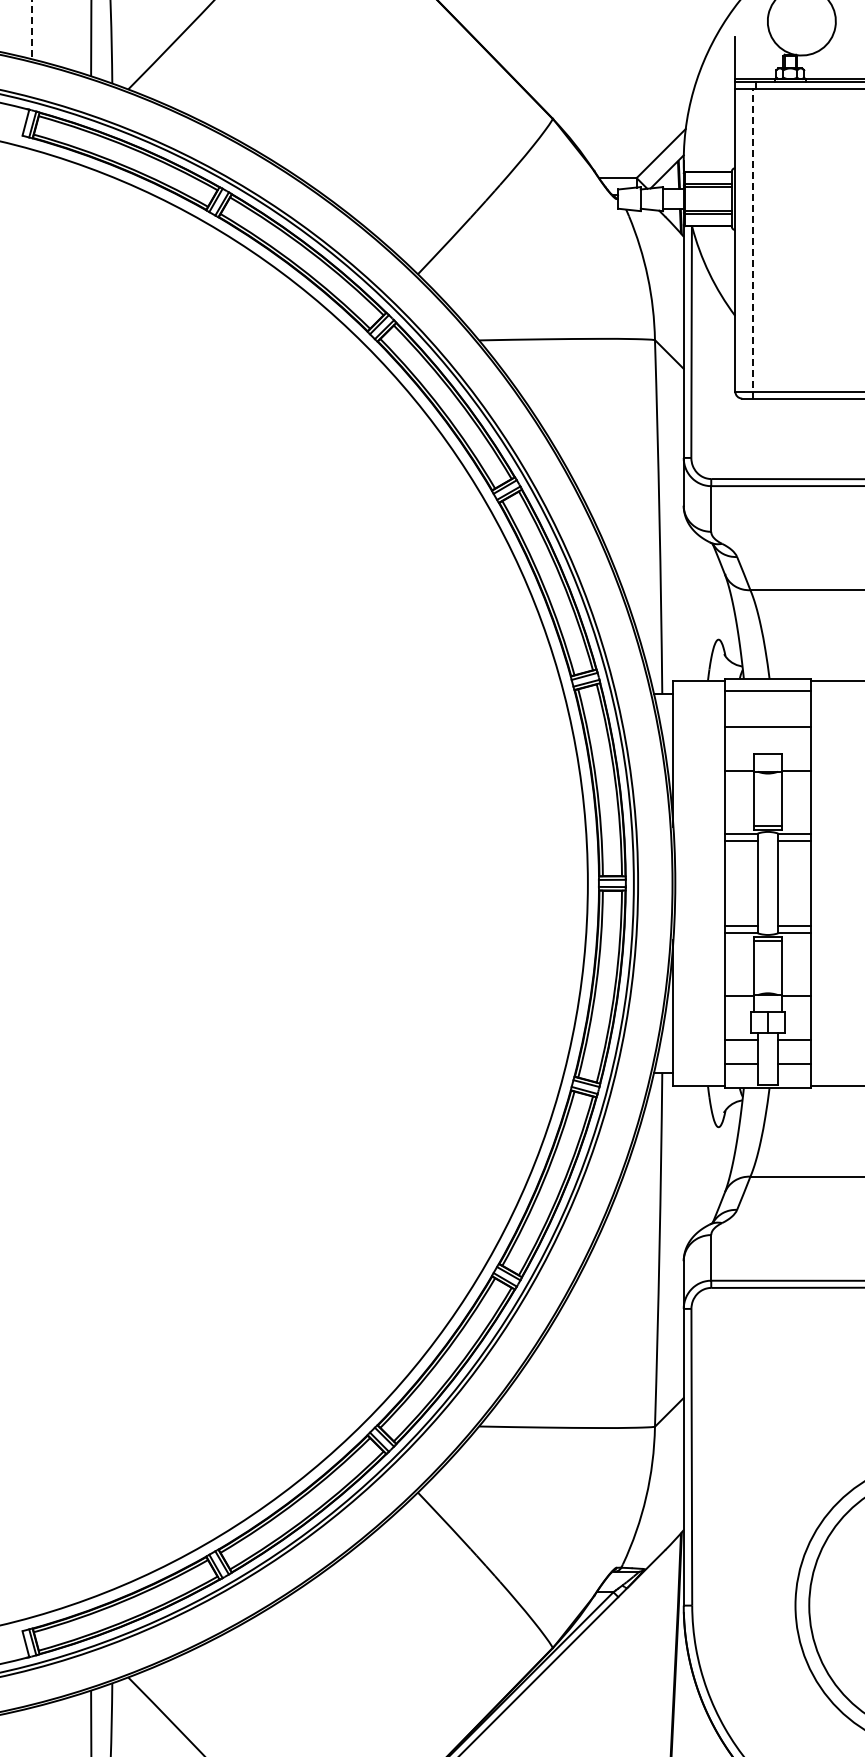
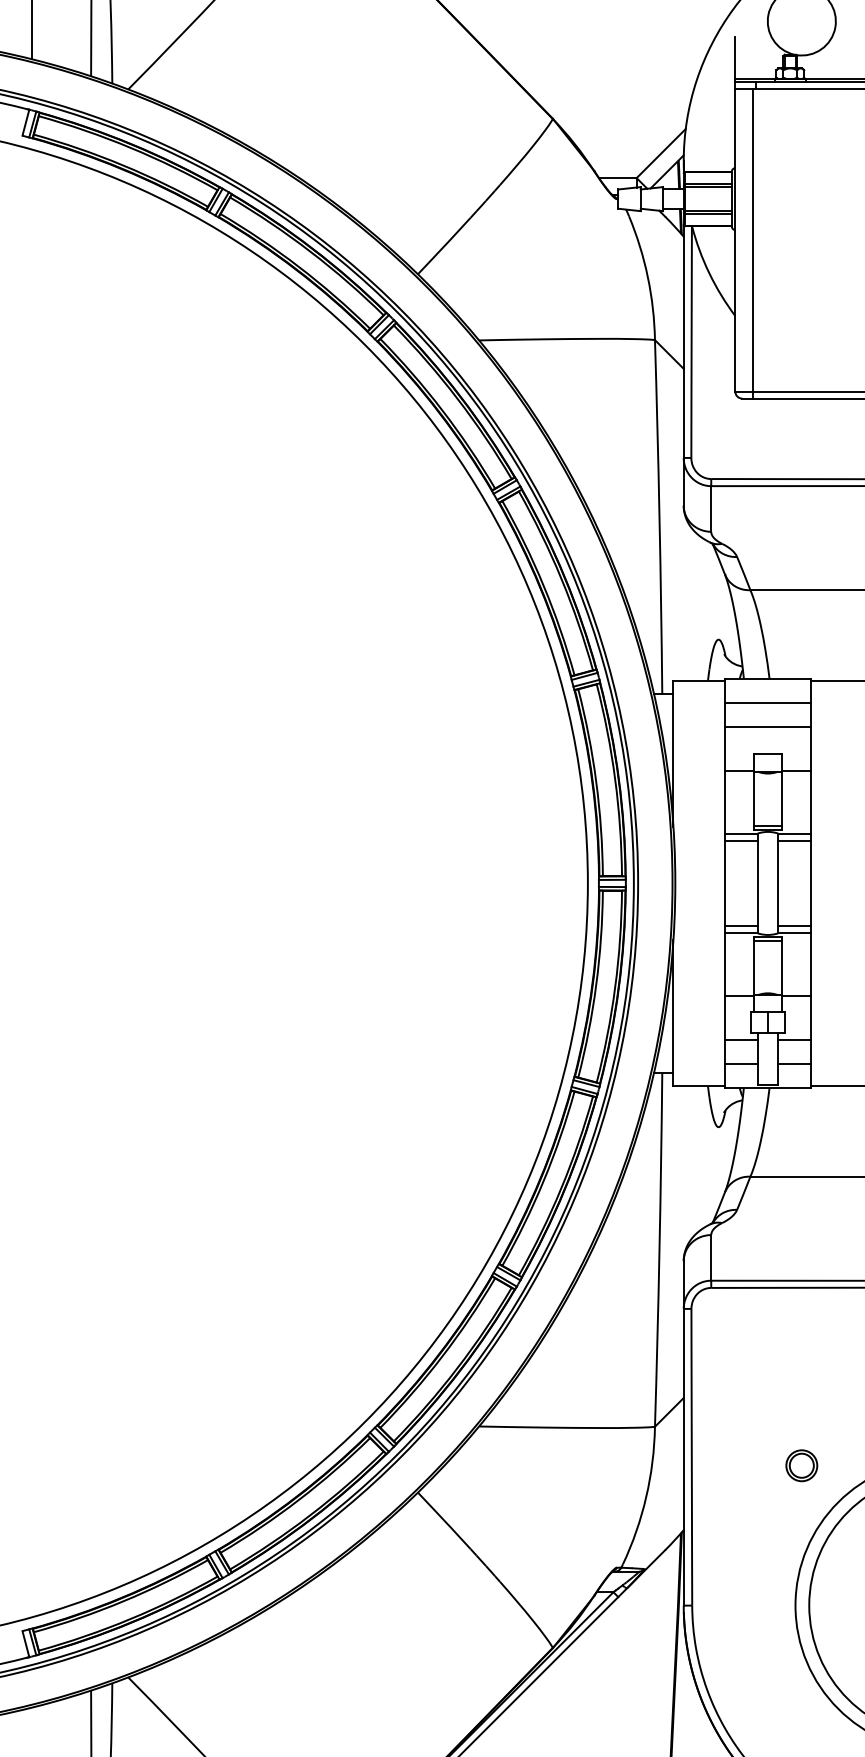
line: dashed -> solid (32, 30)
line: dashed -> solid (752, 243)
line position: (767, 691) -> (767, 703) (767, 703)
part: none -> present (801, 1465)
